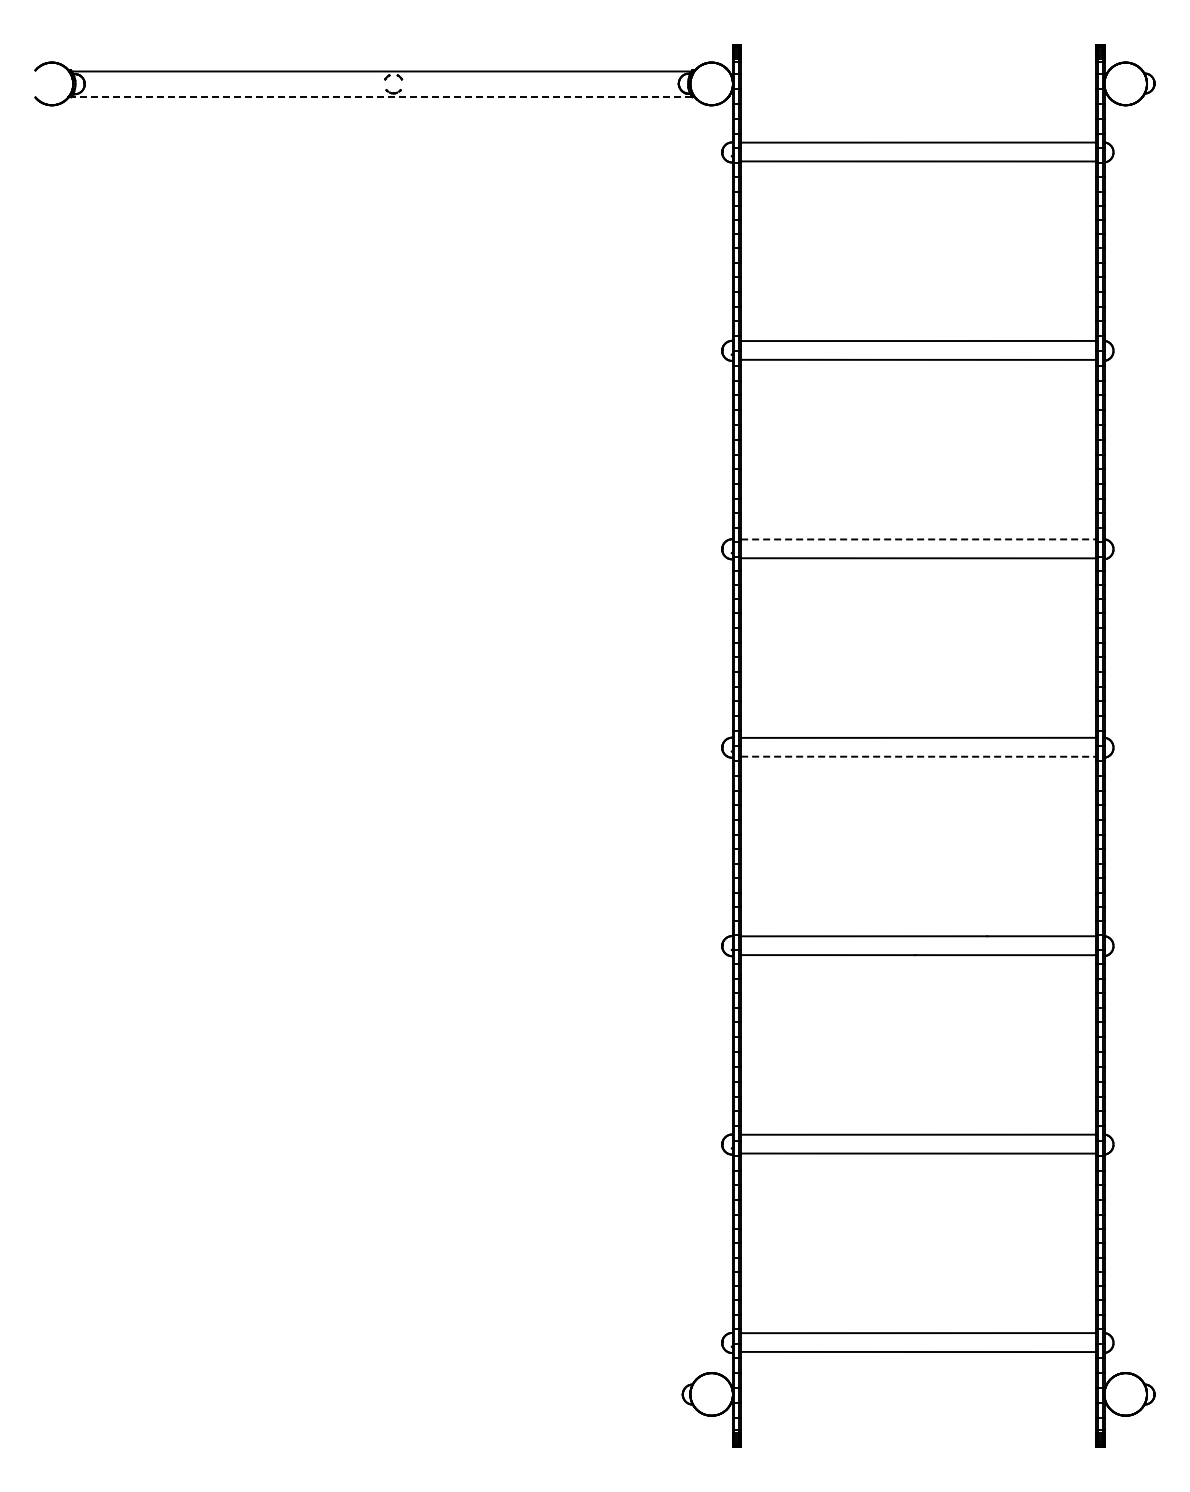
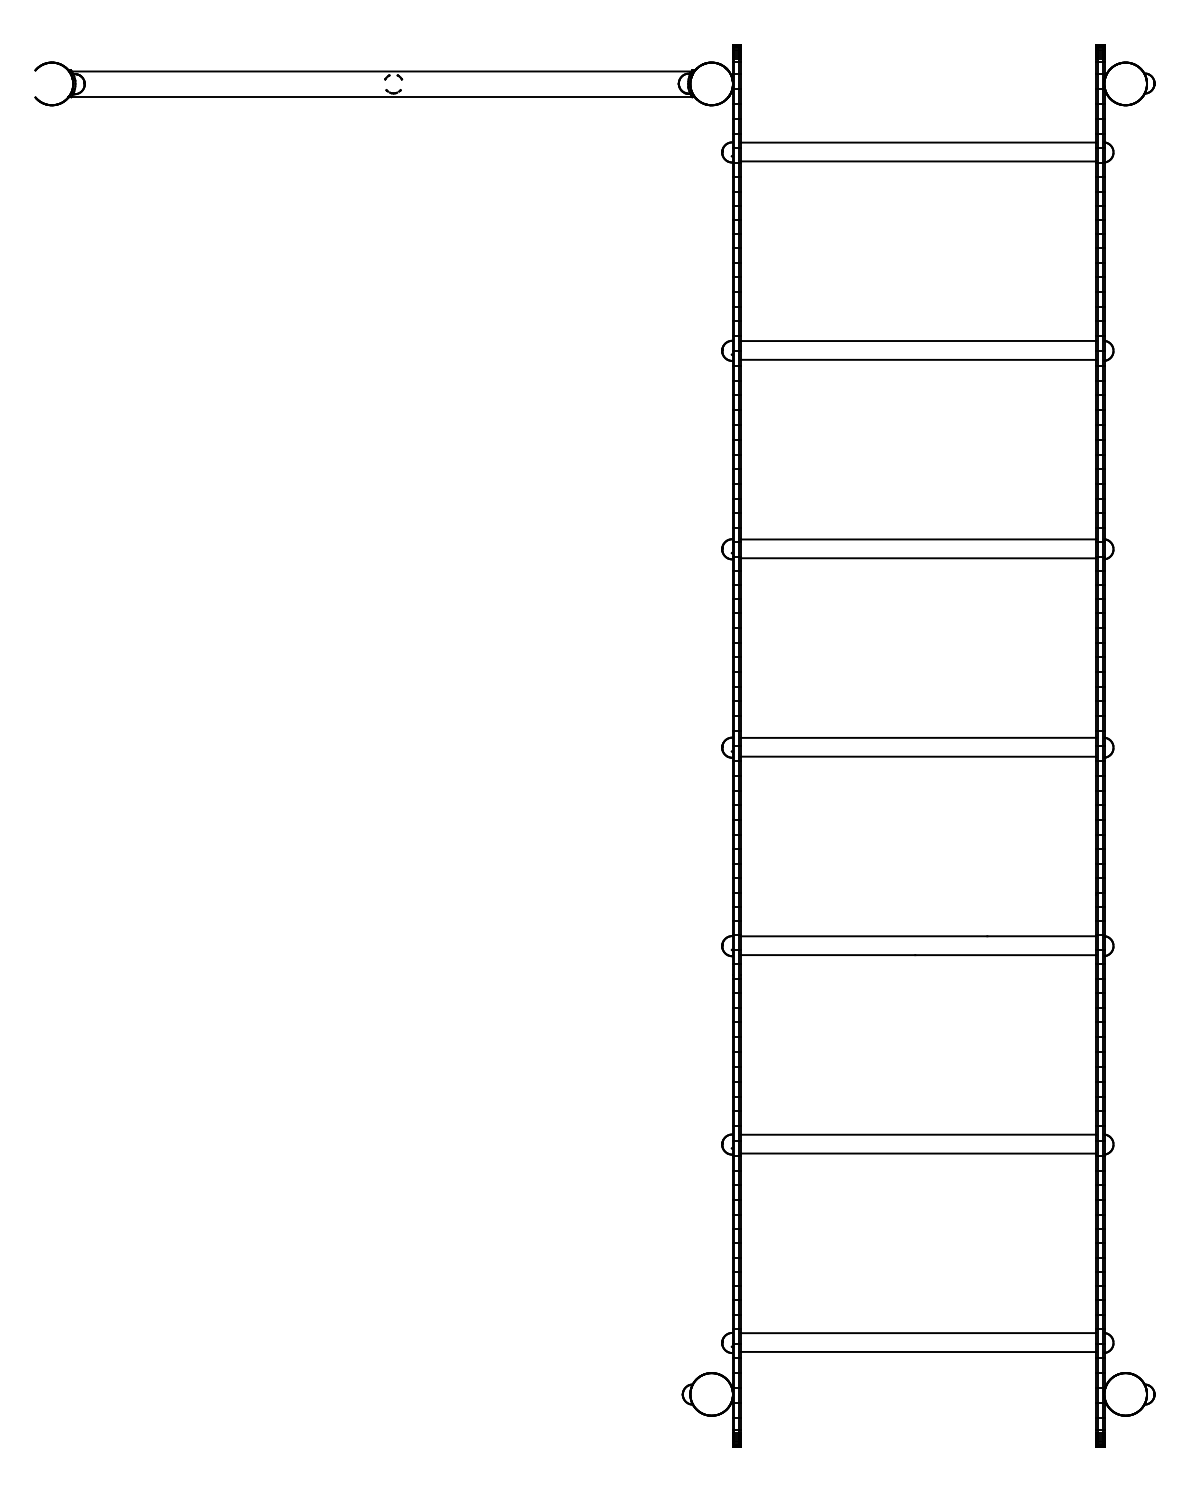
line: dashed -> solid (381, 96)
line: dashed -> solid (918, 539)
line: dashed -> solid (918, 756)
